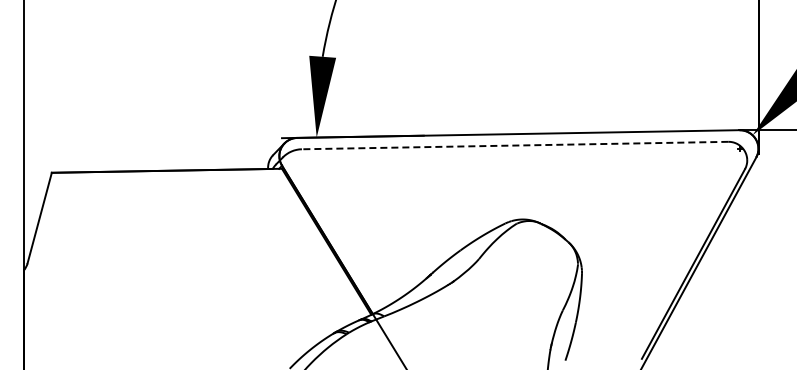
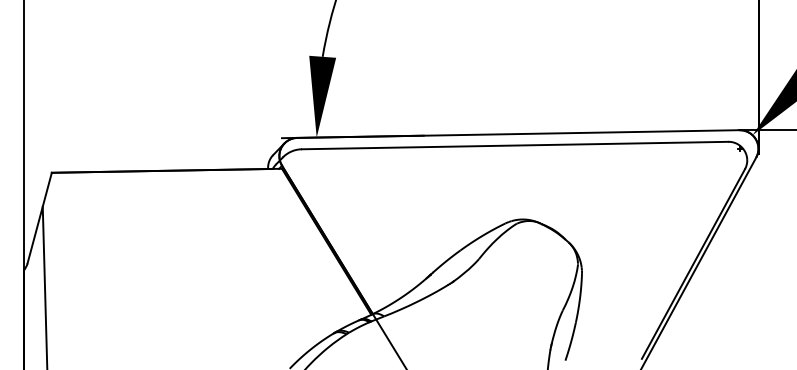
line: dashed -> solid (514, 145)
line: none -> present (44, 286)
